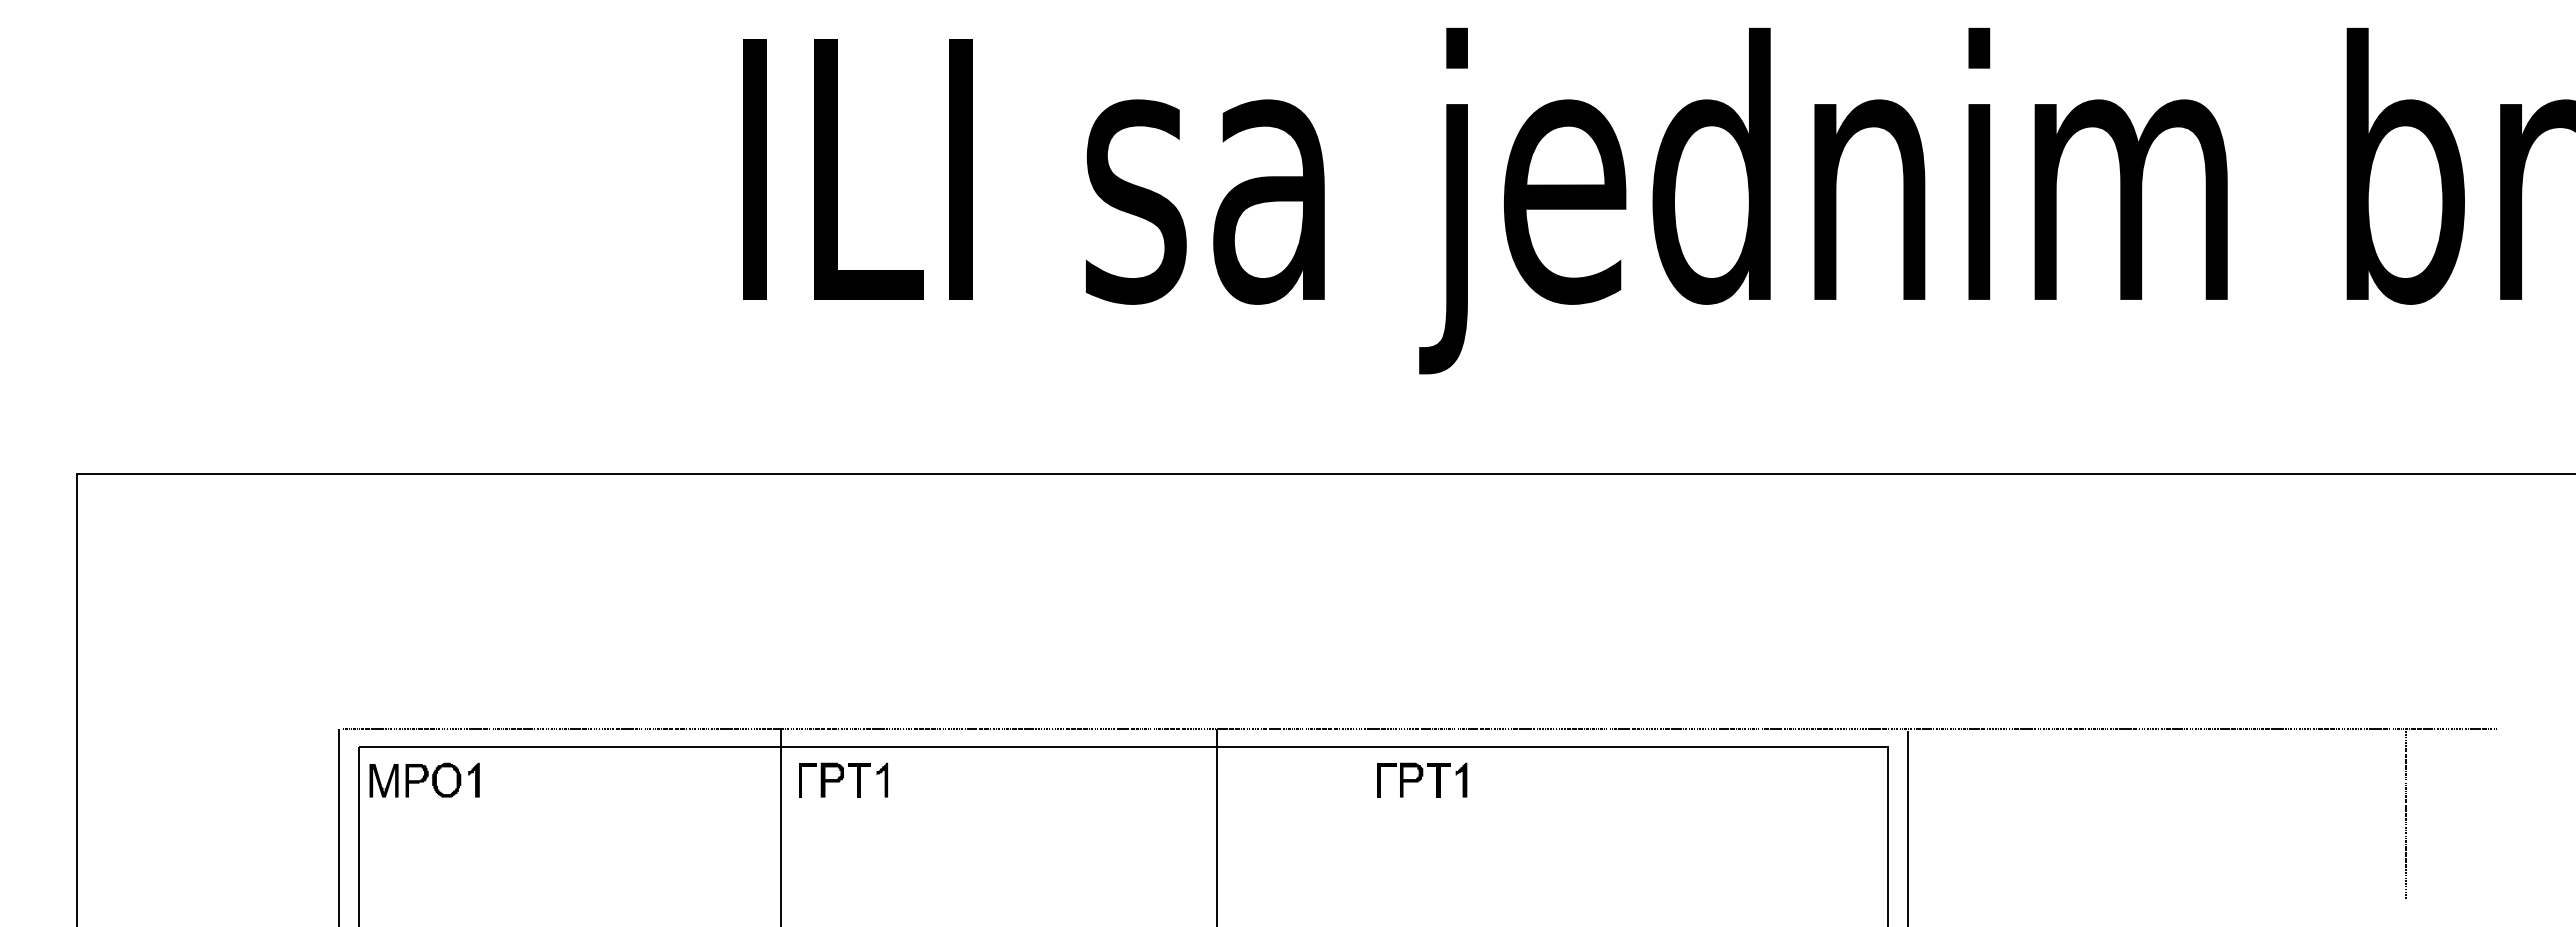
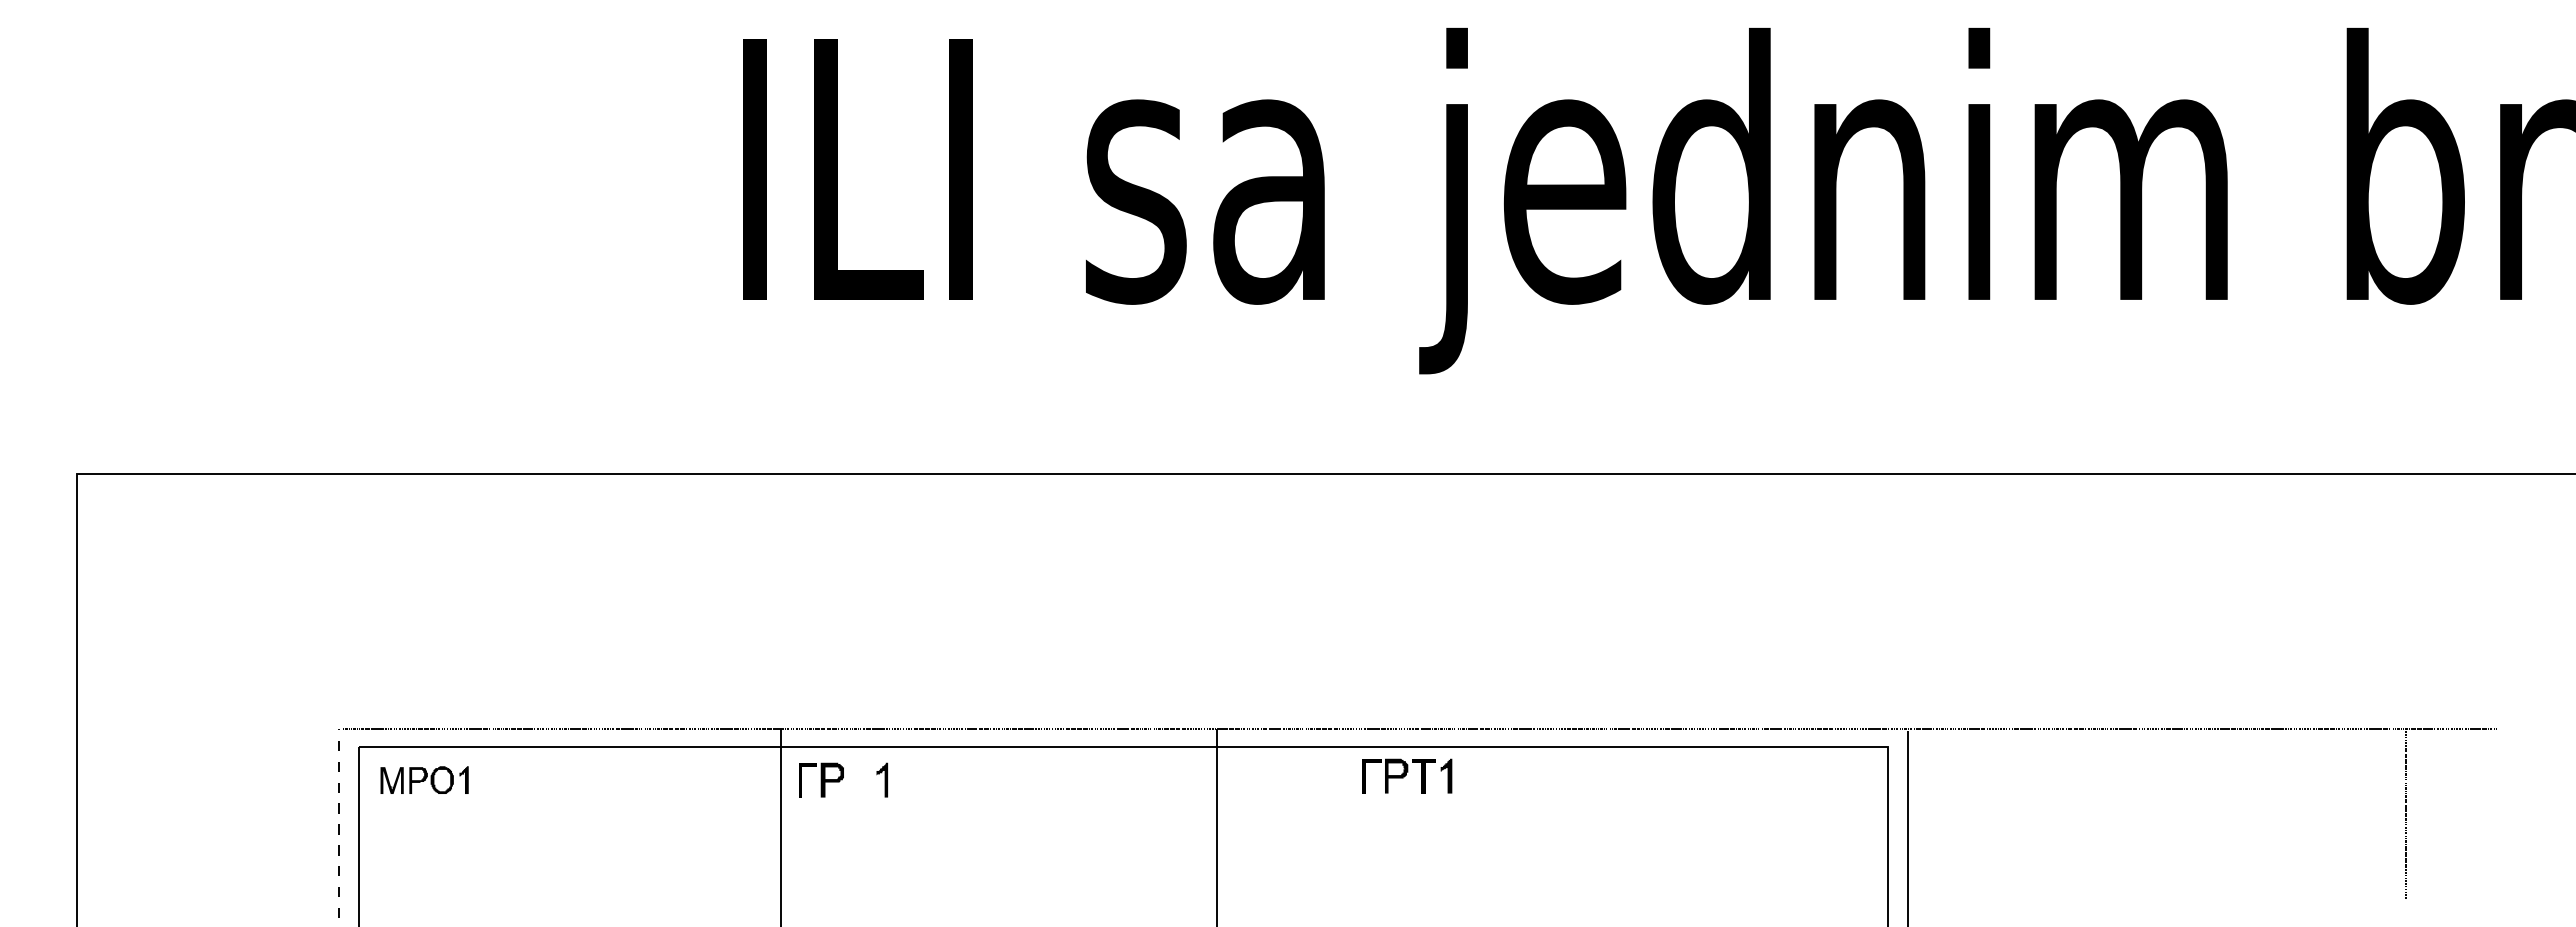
part size: 111x36 px -> 89x28 px (424, 779)
fill: present -> none (858, 779)
part position: (1422, 779) -> (1407, 775) (1407, 775)
line: solid -> dashed (339, 827)
